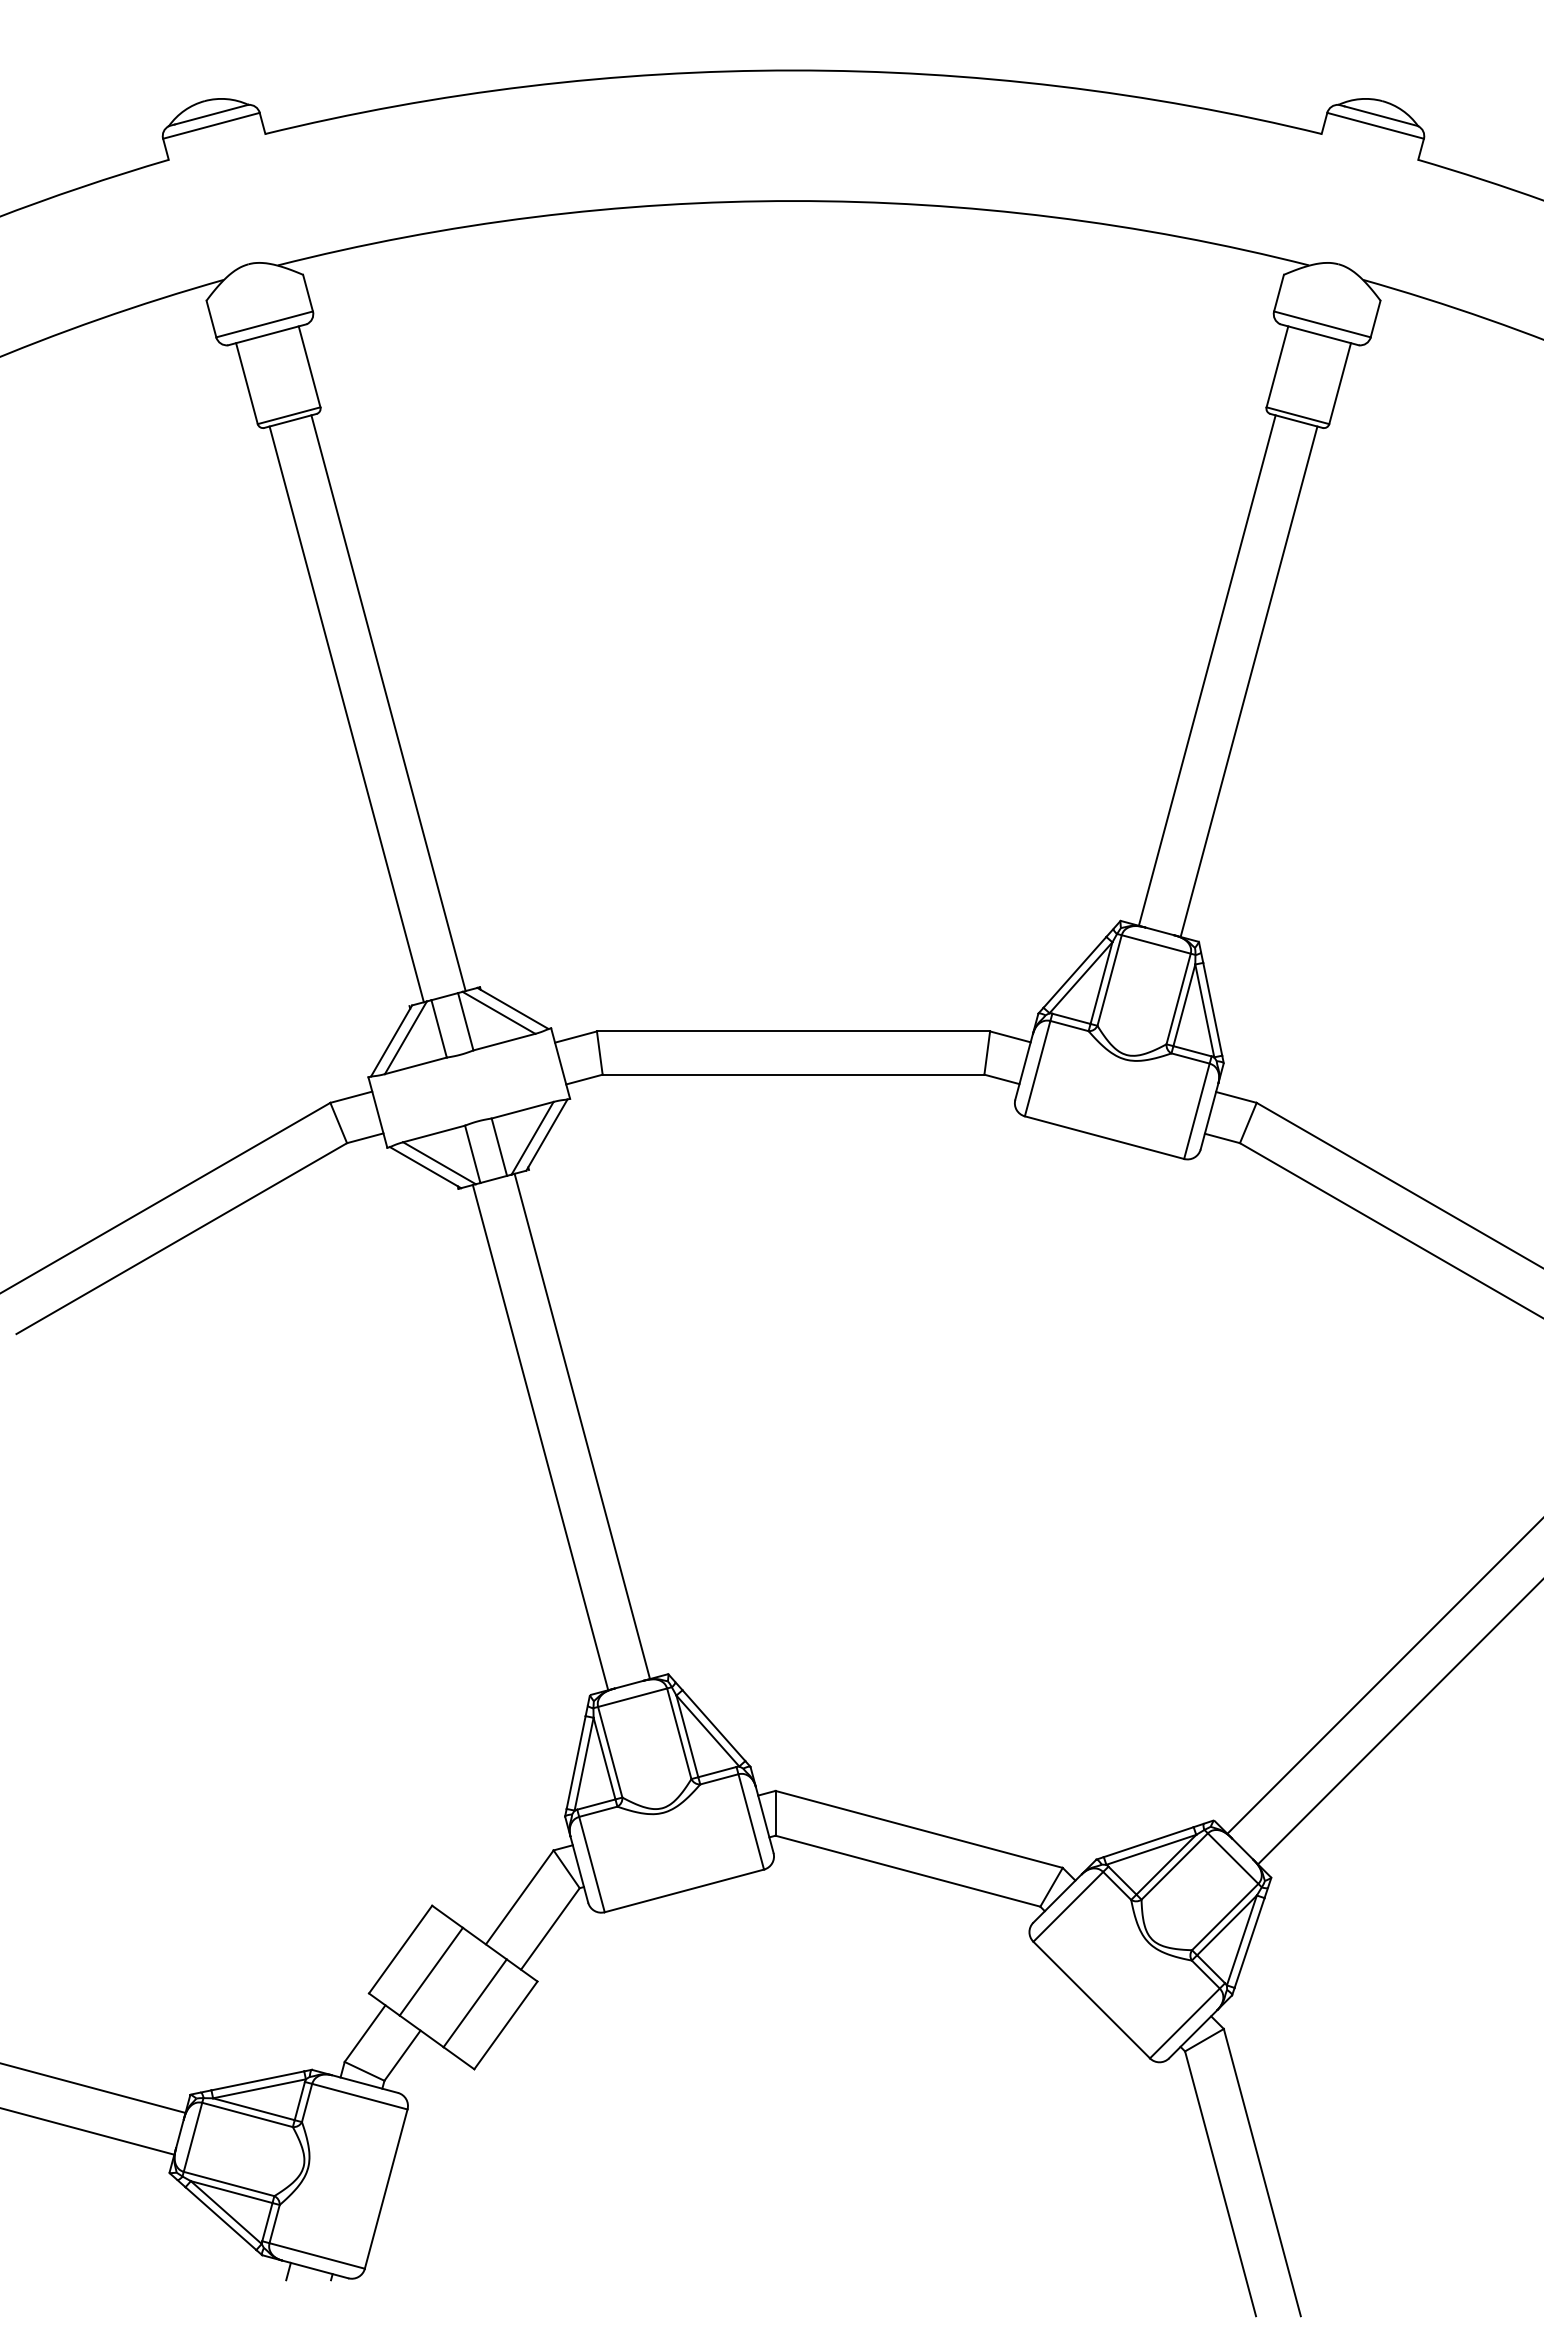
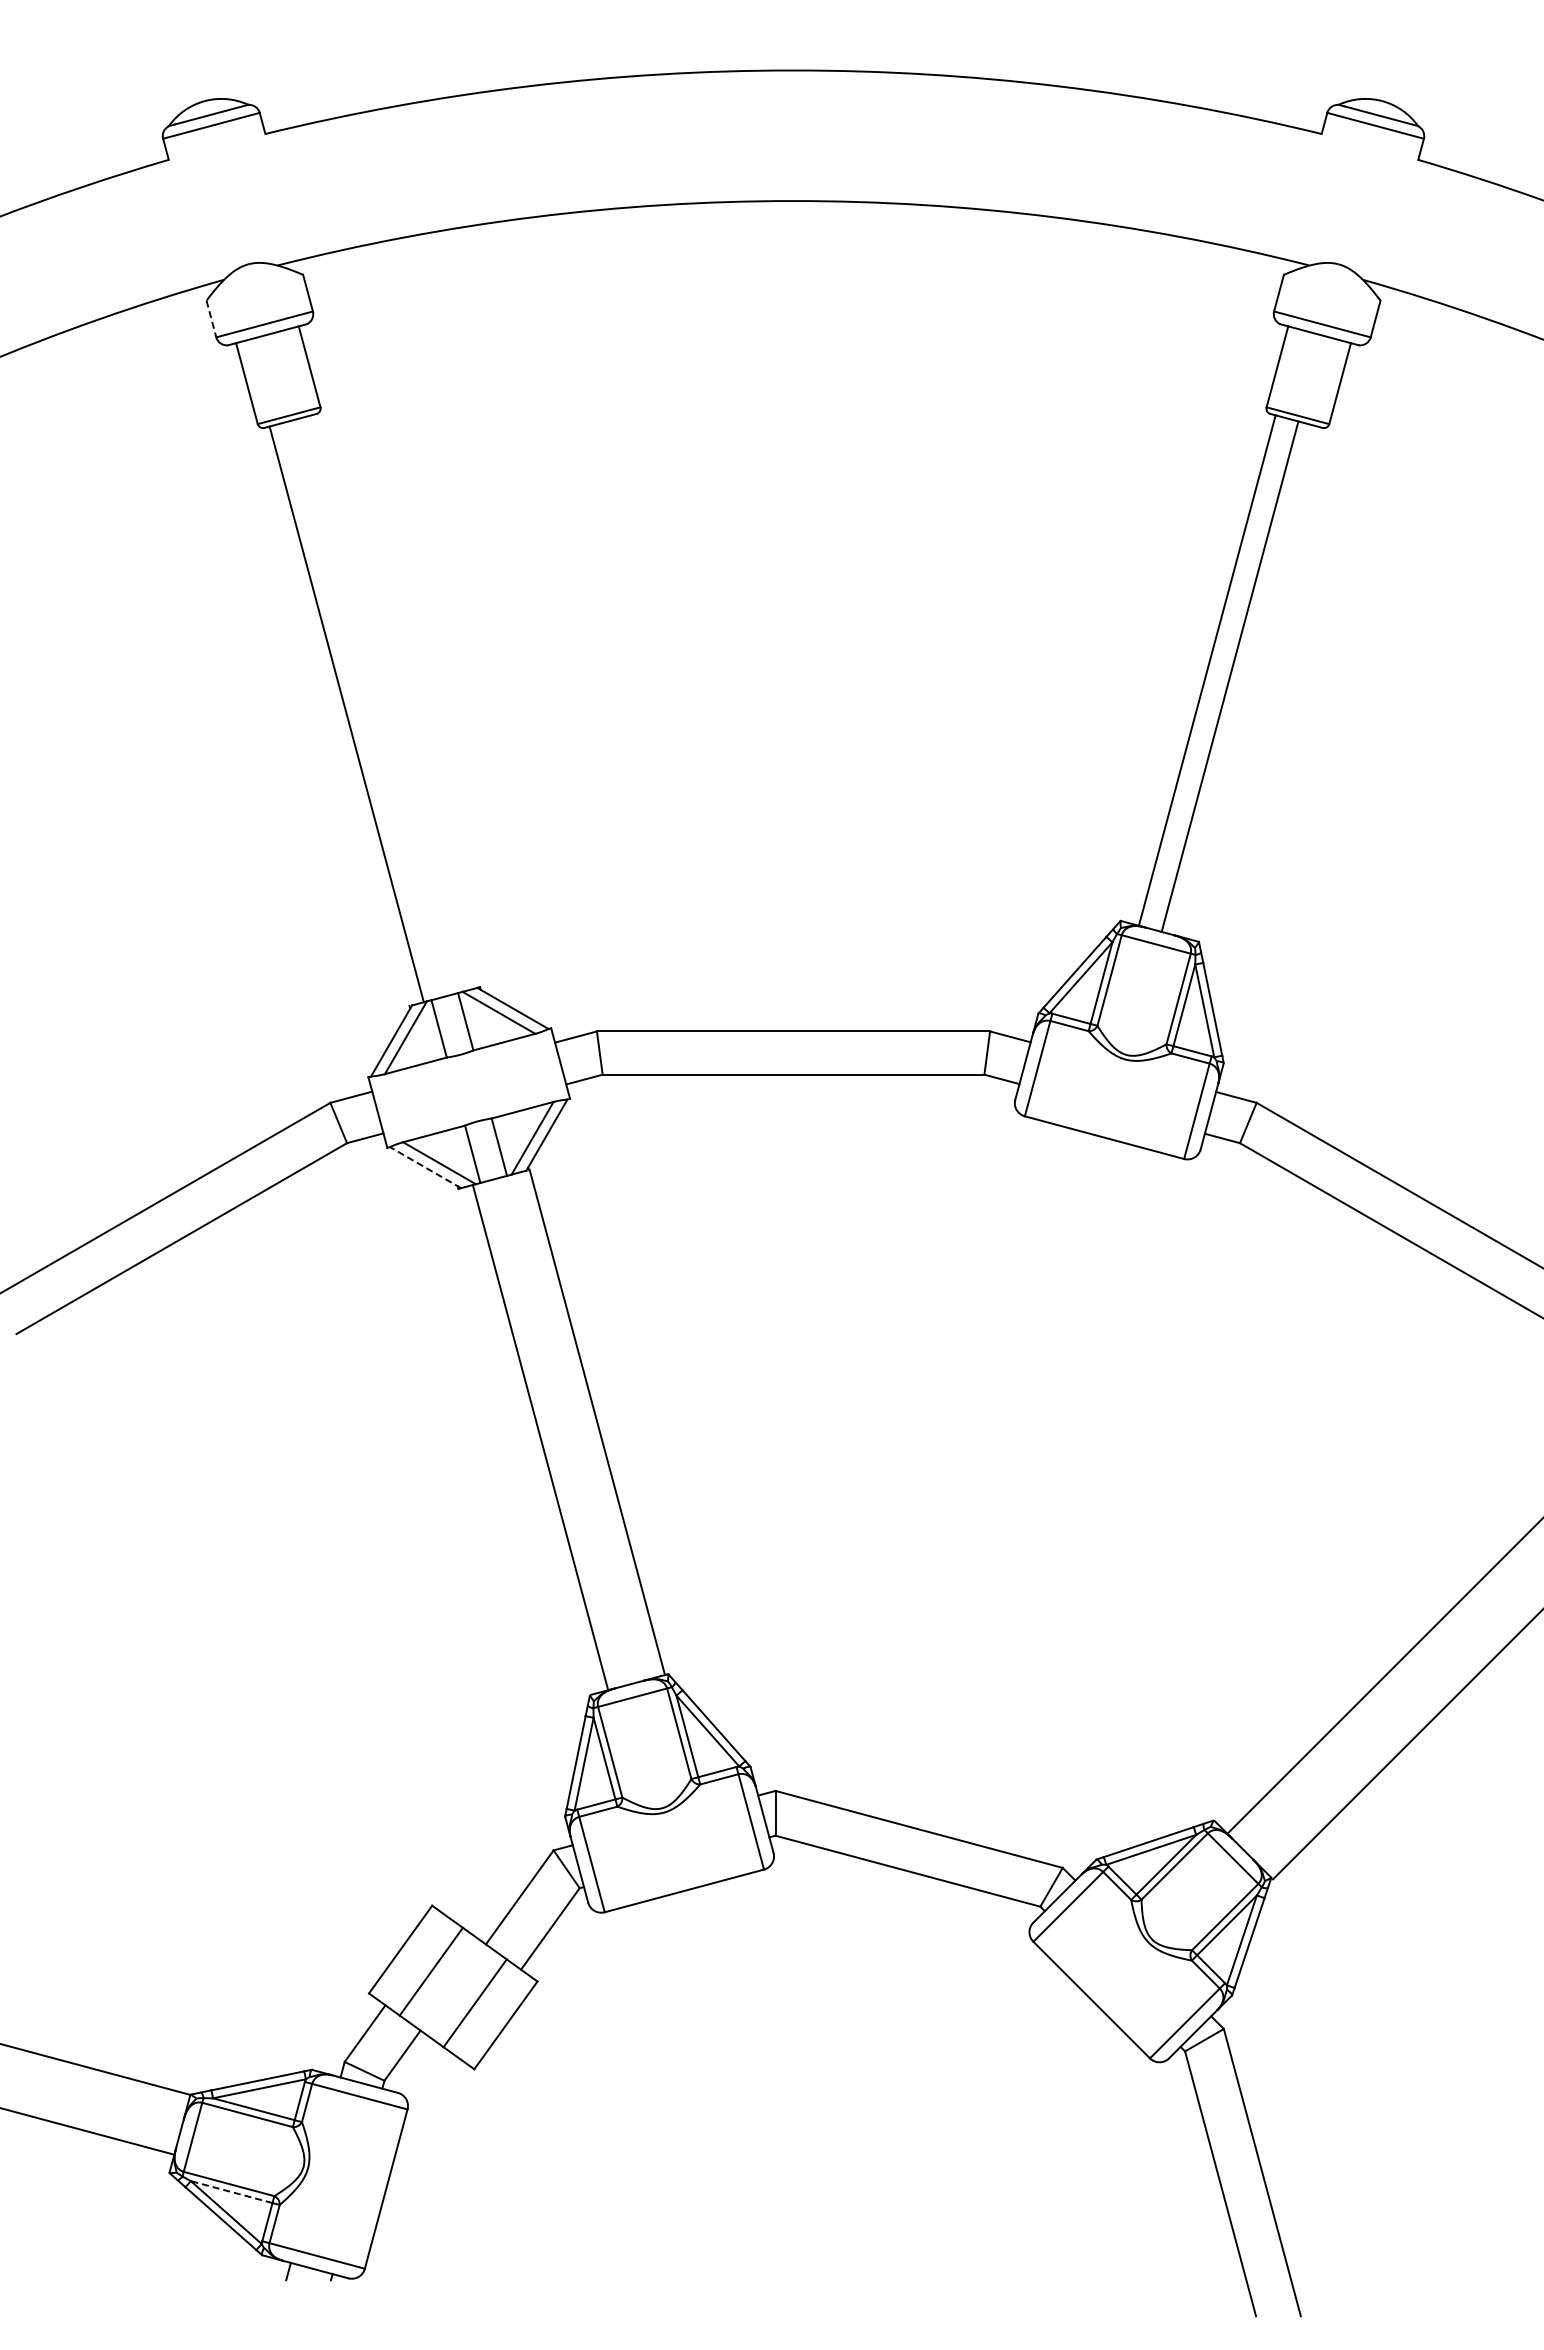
line: solid -> dashed (211, 319)
line position: (1248, 681) -> (1229, 676) (1229, 676)
line: present -> none (388, 703)
line: solid -> dashed (425, 1167)
line position: (582, 1426) -> (597, 1422) (597, 1422)
line position: (1398, 1722) -> (1406, 1745) (1406, 1745)
line position: (93, 2087) -> (96, 2069) (96, 2069)
line: solid -> dashed (231, 2191)
